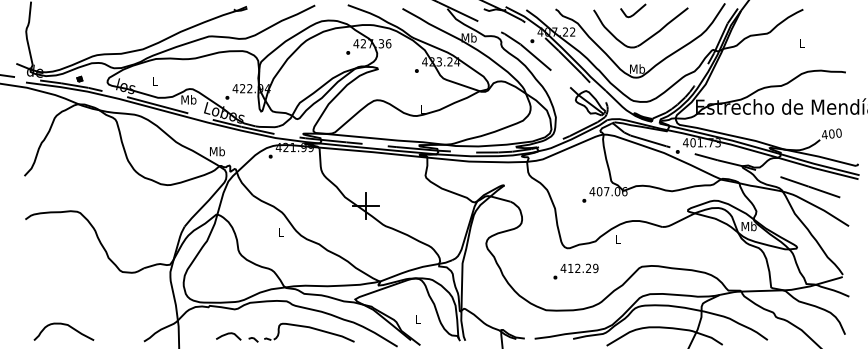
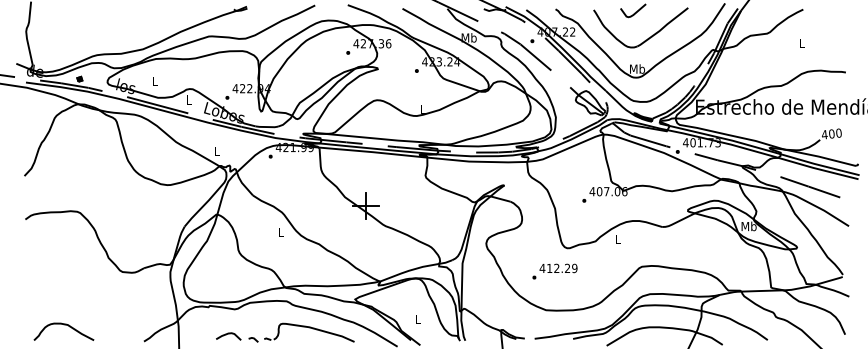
text: Mb -> L (188, 99)
text: Mb -> L (217, 151)
text position: (575, 271) -> (554, 271) (554, 271)
